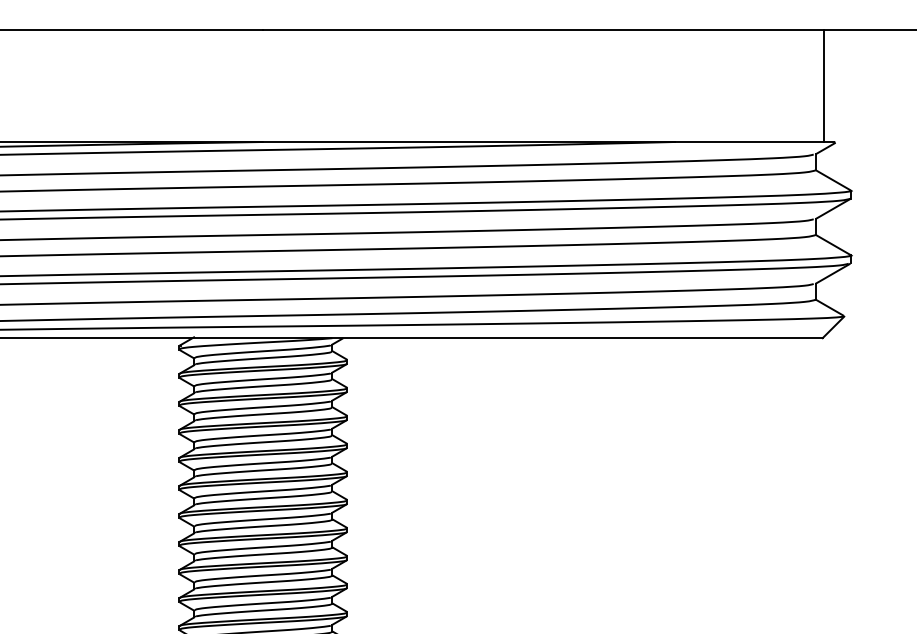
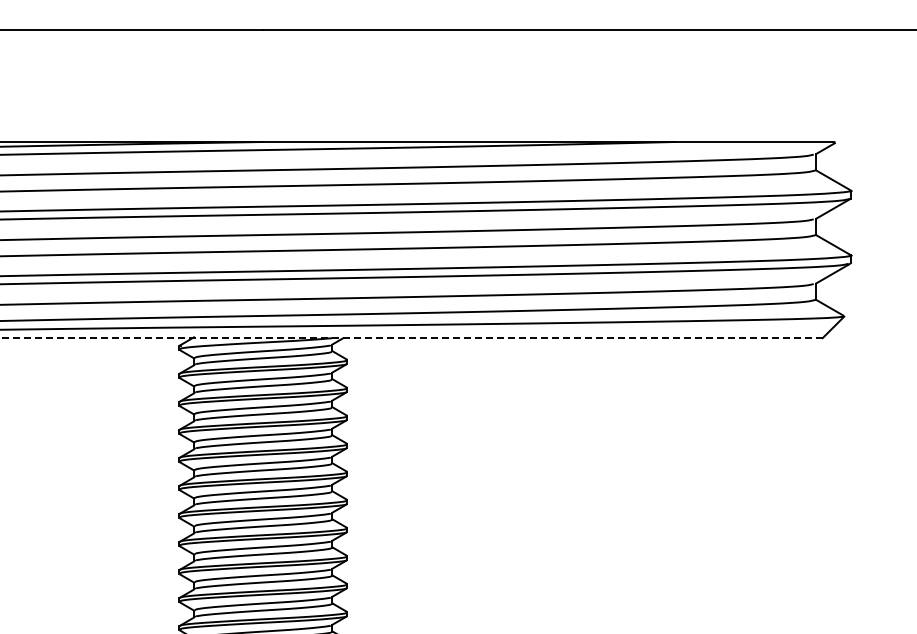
line: present -> none (823, 85)
line: solid -> dashed (411, 338)
